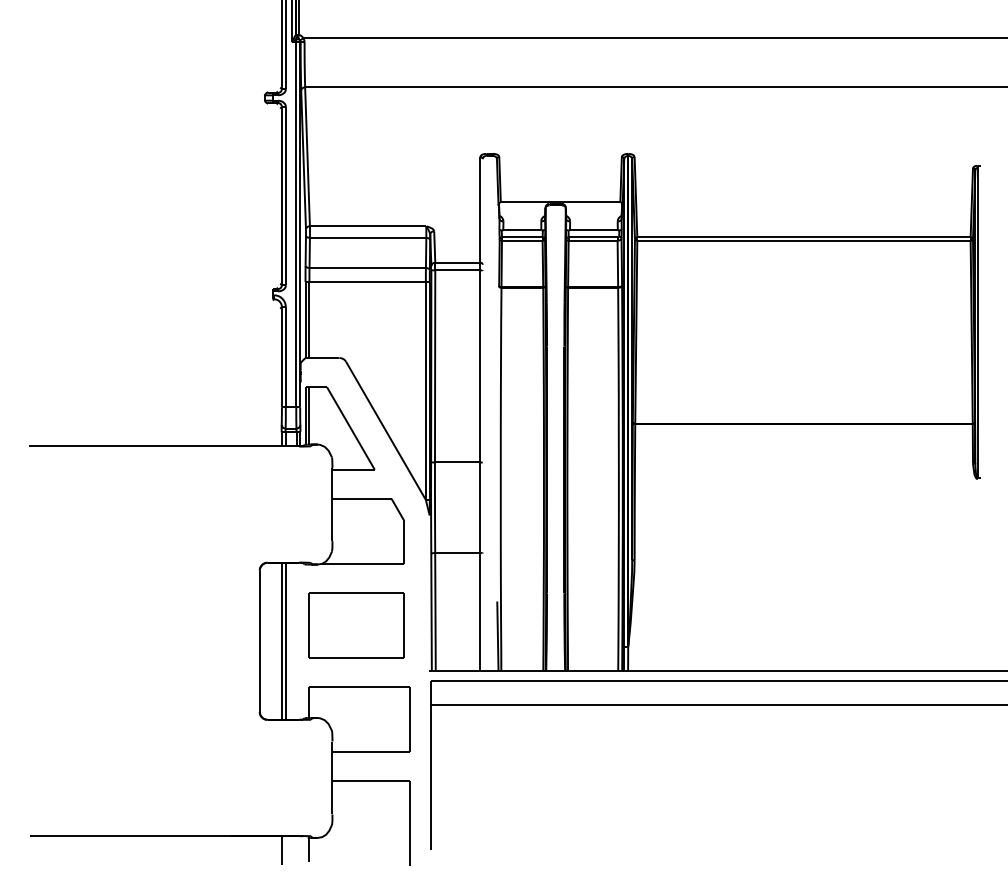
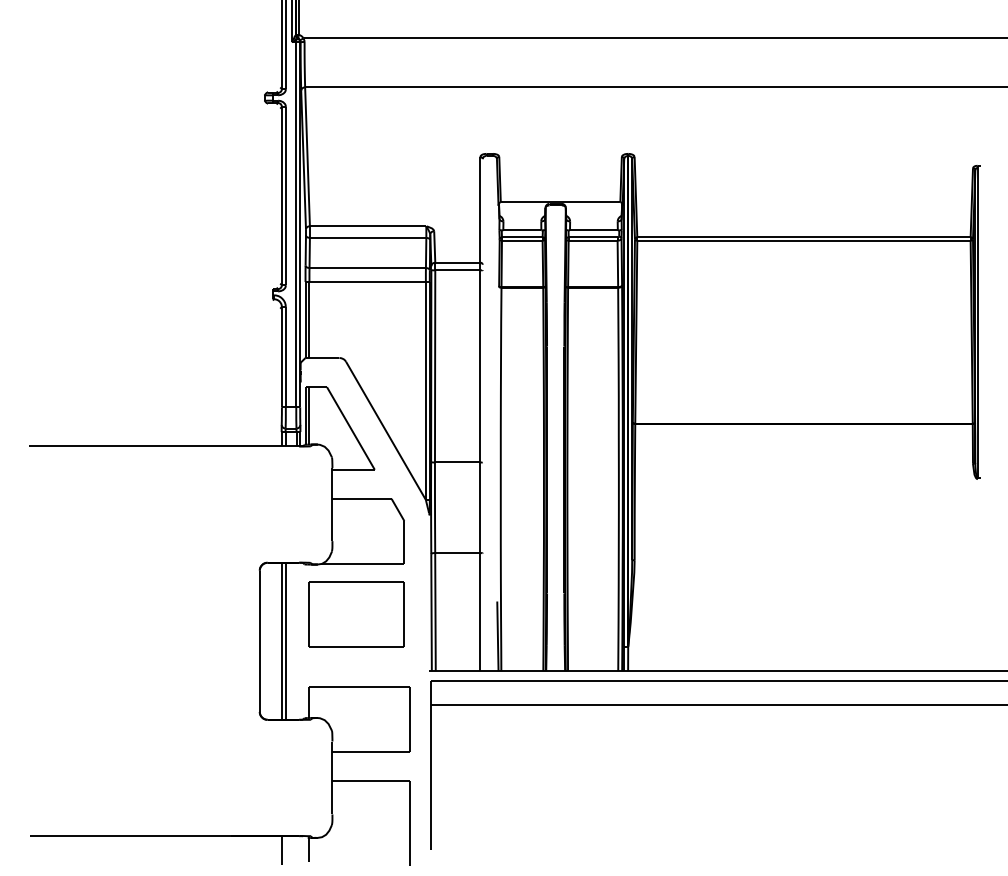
part position: (356, 625) -> (356, 614) (356, 614)
